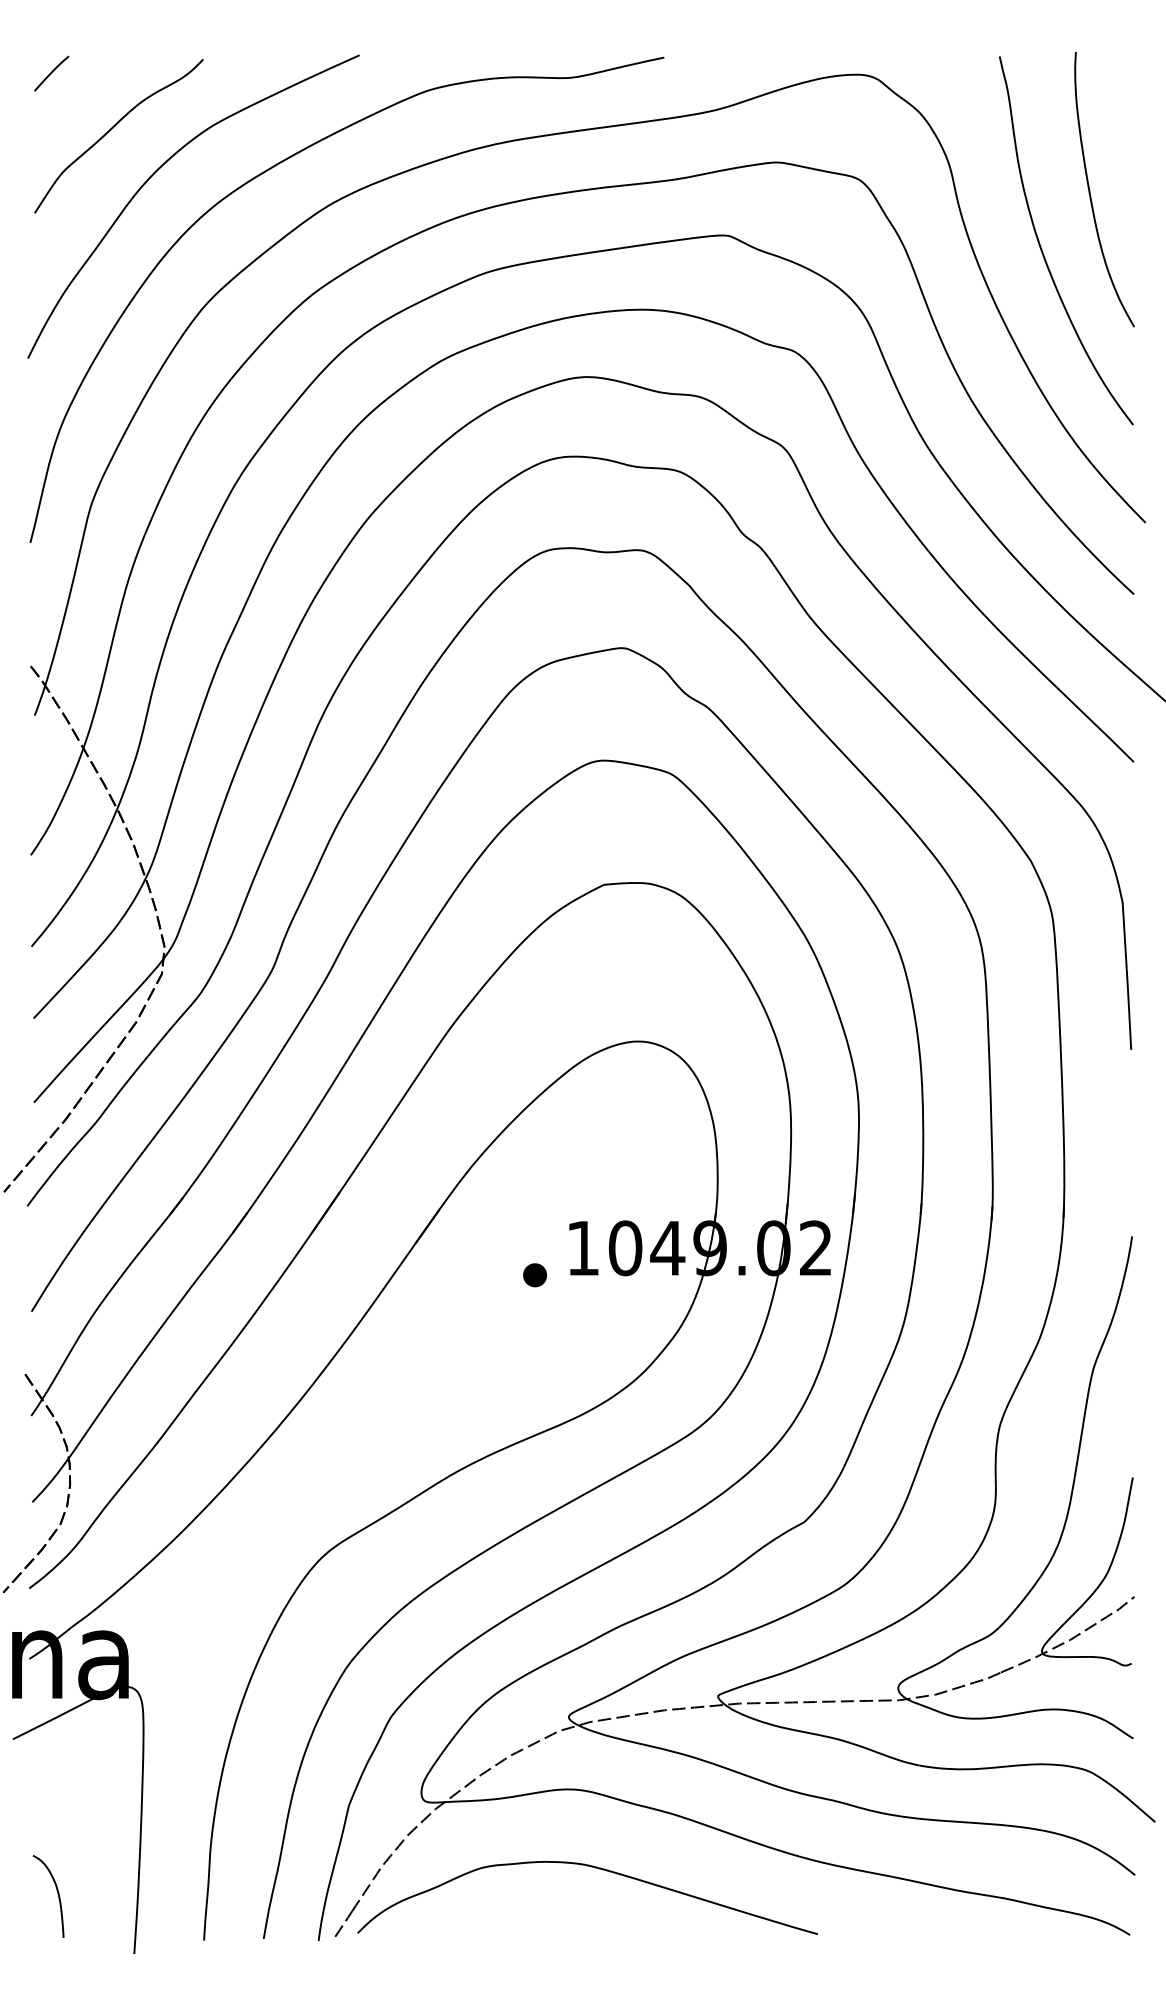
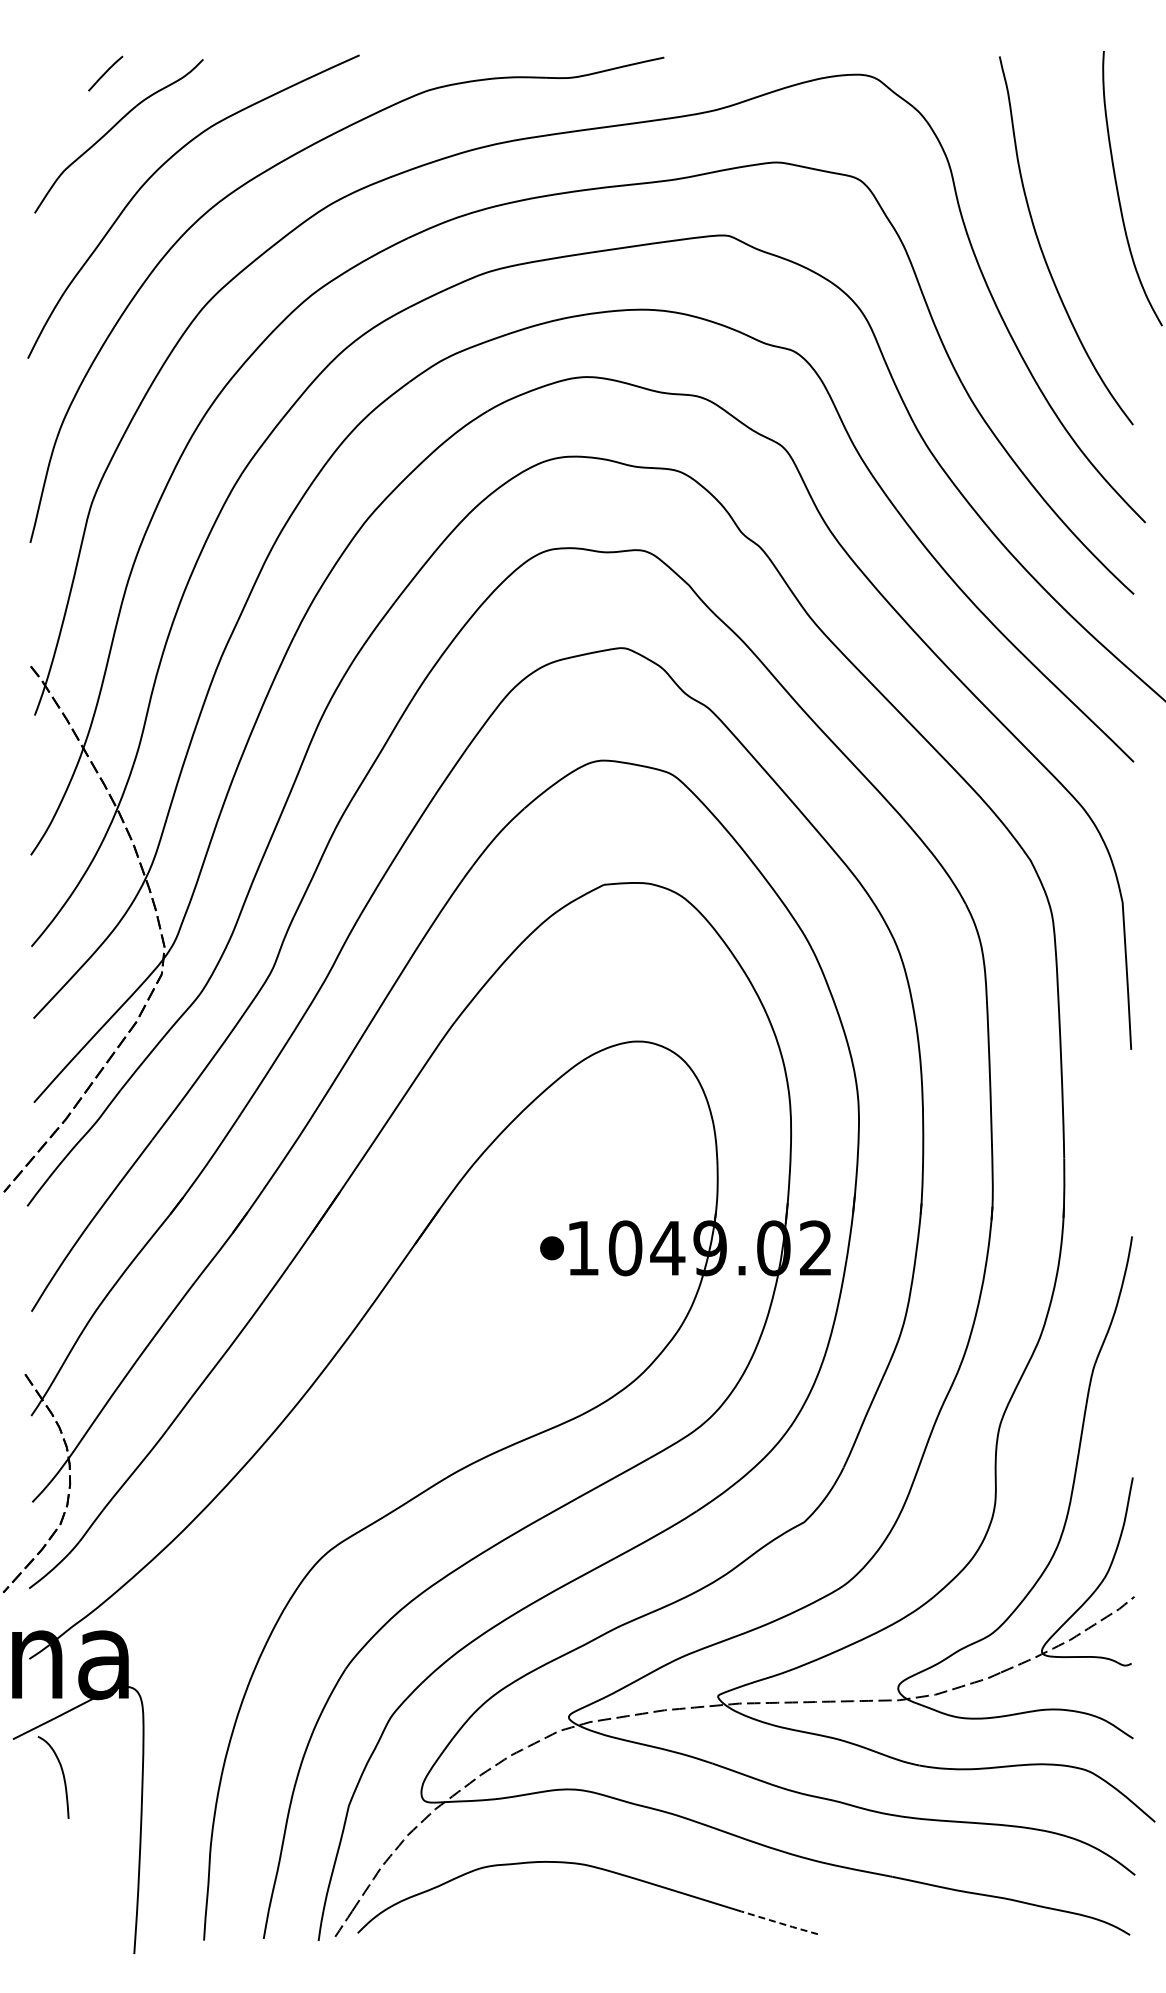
line position: (51, 73) -> (105, 73) (105, 73)
curve position: (1090, 190) -> (1118, 189) (1118, 189)
part position: (535, 1275) -> (552, 1248) (552, 1248)
curve position: (57, 1894) -> (62, 1775) (62, 1775)
line: solid -> dashed (780, 1923)
